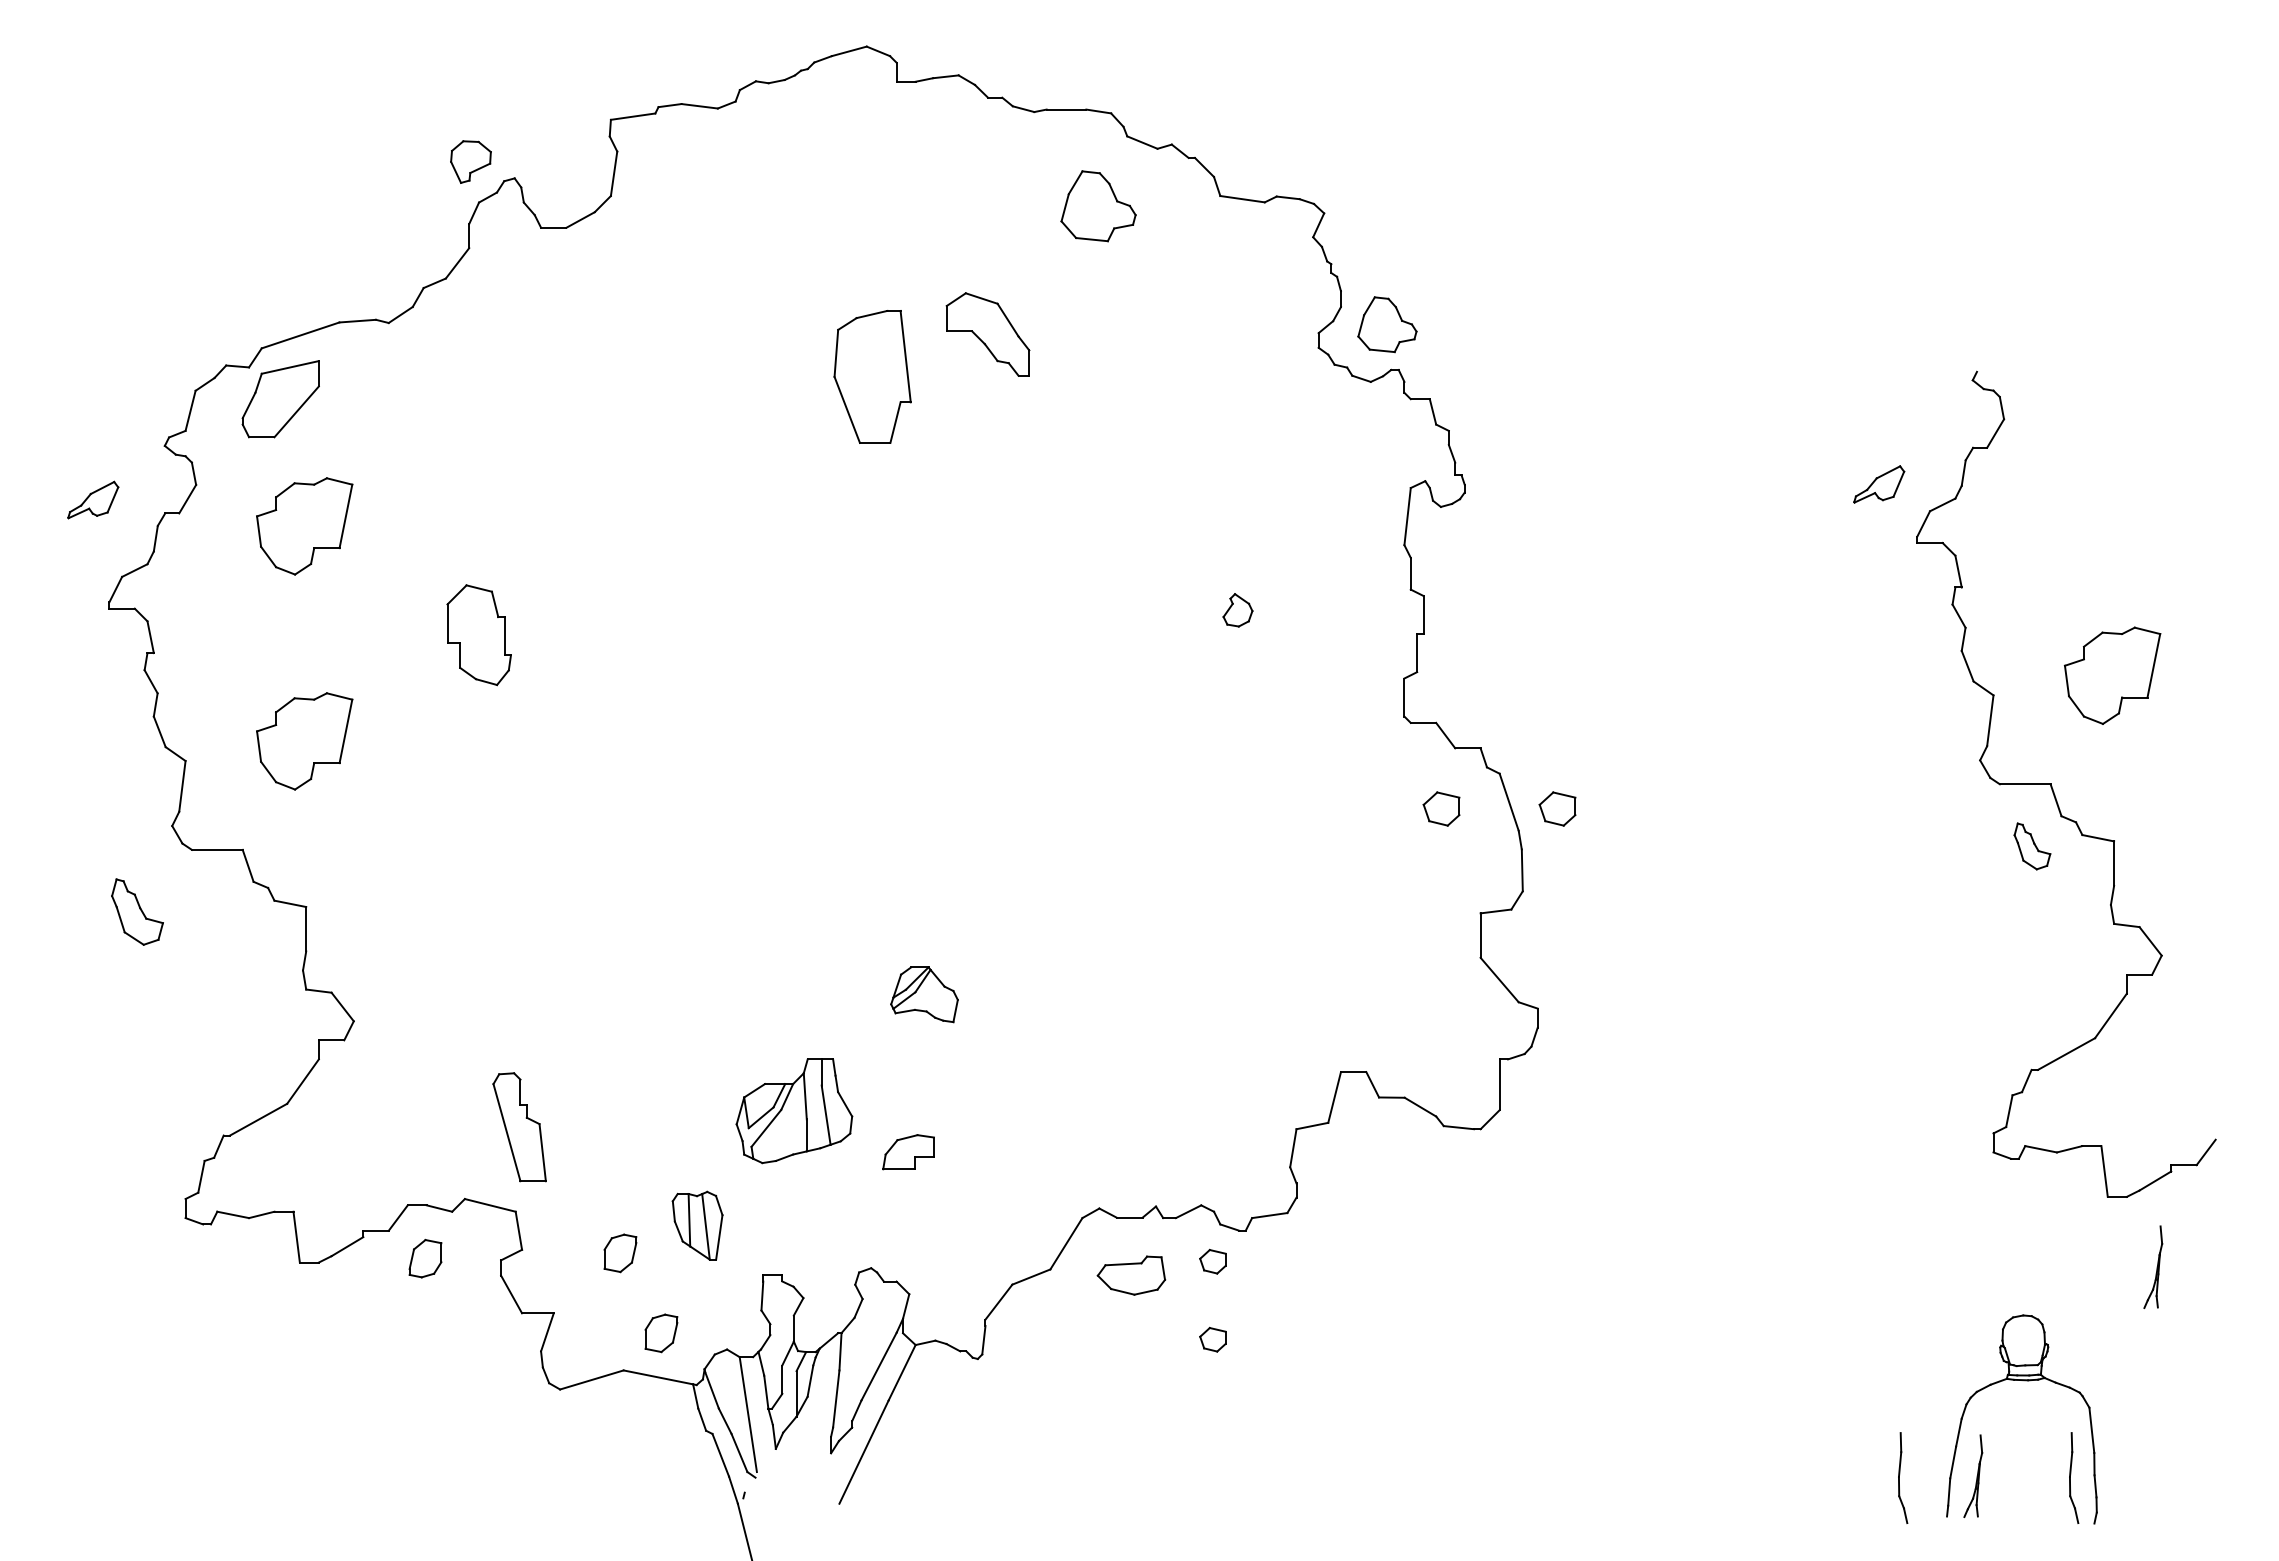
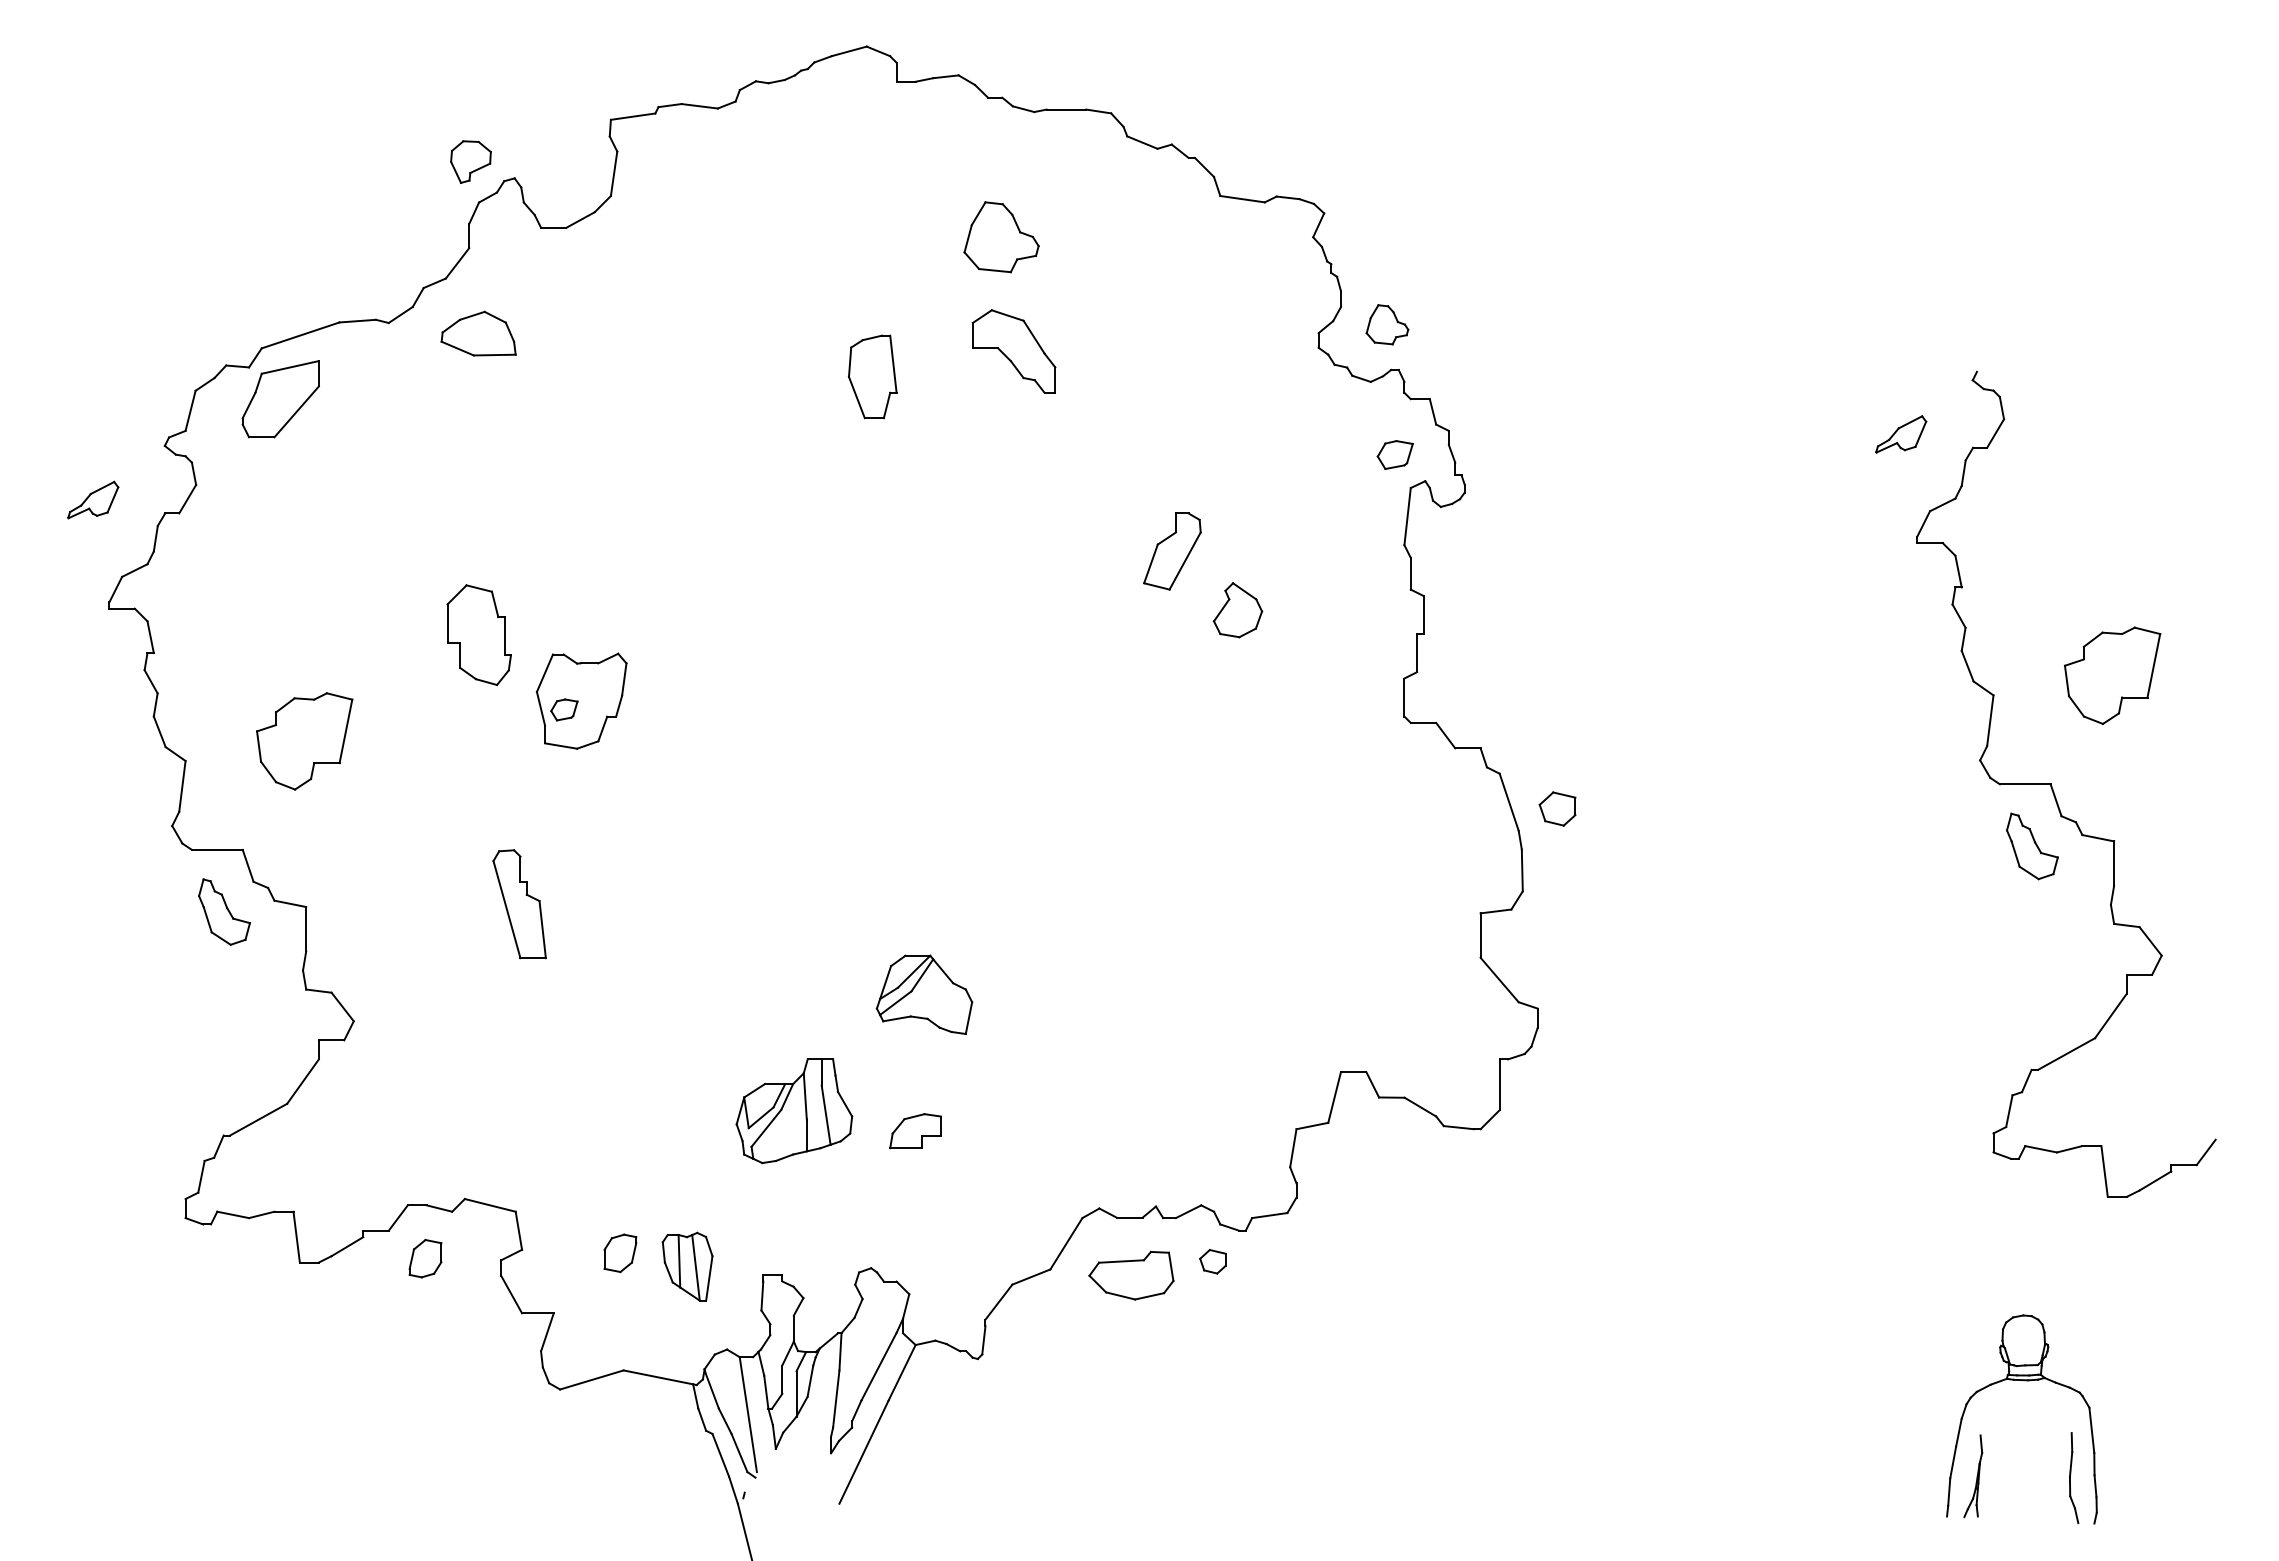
part position: (1098, 206) -> (1001, 237) (1001, 237)
part size: 61x58 px -> 45x42 px (1387, 324)
part: none -> present (478, 333)
part position: (987, 334) -> (1013, 351) (1013, 351)
part size: 79x134 px -> 50x86 px (872, 376)
part: none -> present (1394, 455)
part position: (1879, 484) -> (1901, 434) (1901, 434)
part: present -> none (304, 526)
part: none -> present (1172, 551)
part size: 32x35 px -> 52x57 px (1237, 610)
part: none -> present (581, 700)
part: present -> none (1441, 808)
part size: 39x49 px -> 53x69 px (2032, 846)
part position: (137, 911) -> (224, 911) (224, 911)
part size: 69x58 px -> 99x81 px (924, 994)
part position: (519, 1127) -> (519, 904) (519, 904)
part position: (908, 1152) -> (915, 1131) (915, 1131)
part position: (697, 1225) -> (687, 1266) (687, 1266)
part: present -> none (2153, 1266)
part size: 71x41 px -> 87x51 px (1131, 1275)
part: present -> none (661, 1333)
part: present -> none (1212, 1339)
part: present -> none (1903, 1477)
